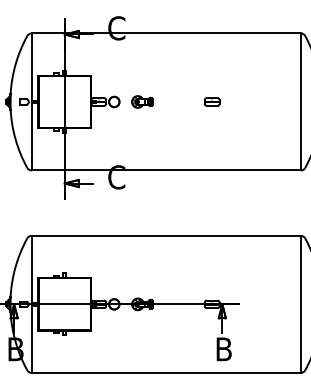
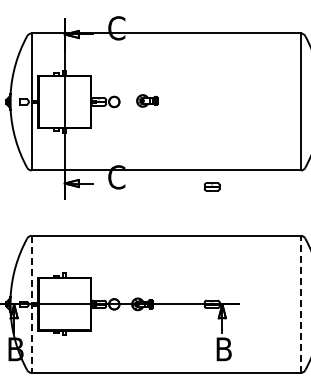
part position: (142, 101) -> (147, 100) (147, 100)
part position: (211, 101) -> (211, 186) (211, 186)
line: solid -> dashed (300, 303)
line: solid -> dashed (31, 304)
